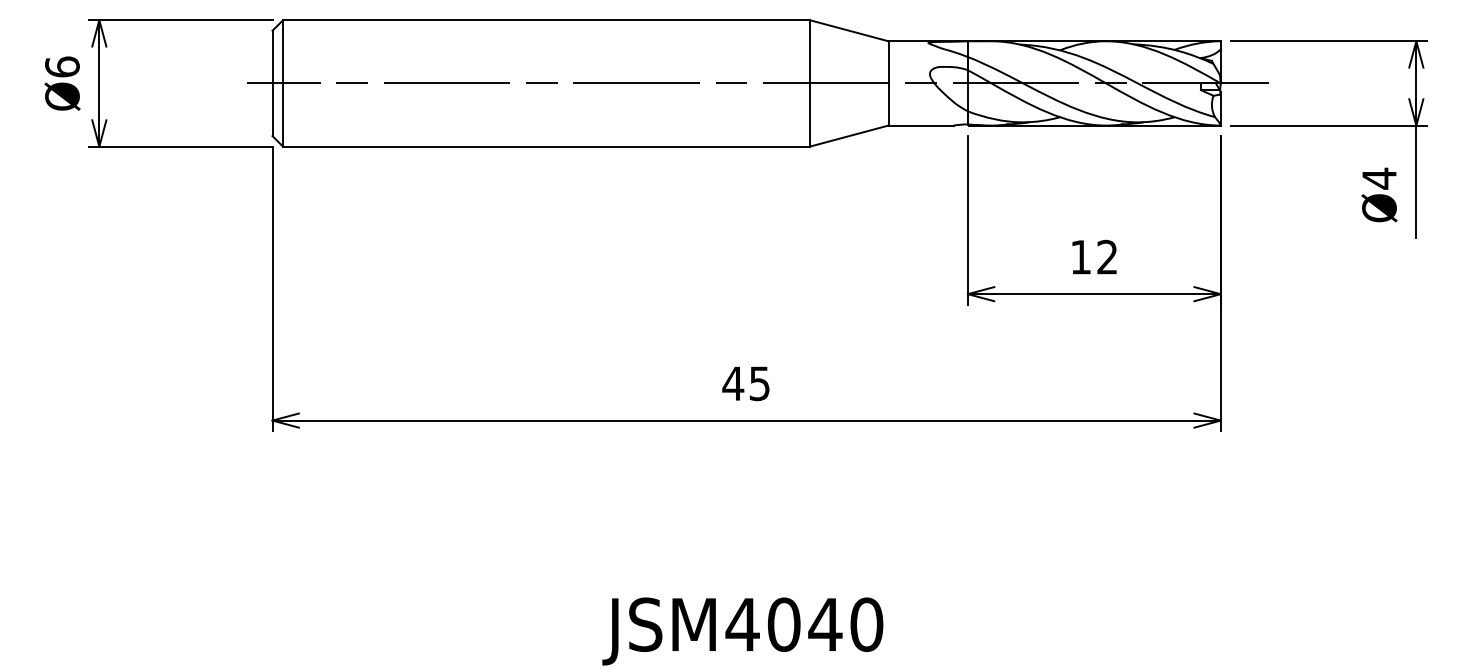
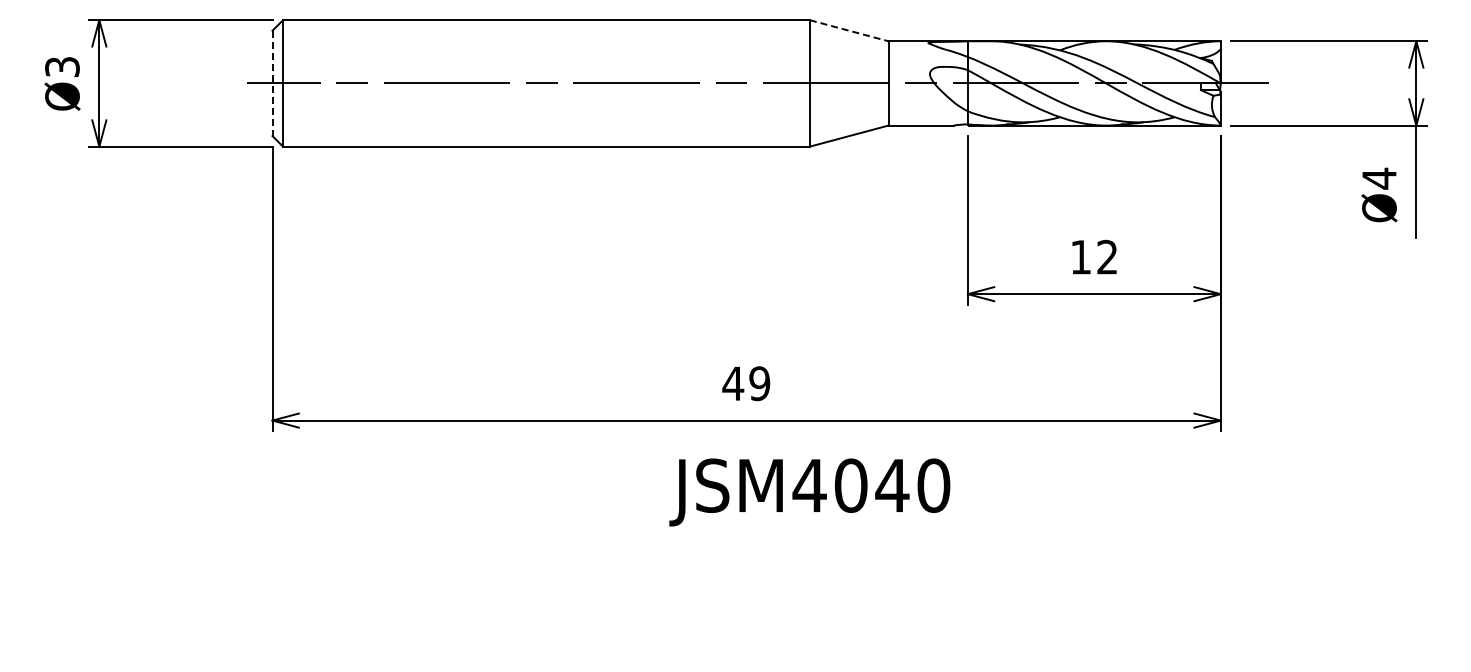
line: solid -> dashed (849, 30)
text: Ø6 -> Ø3 (62, 66)
line: solid -> dashed (272, 83)
text: 45 -> 49 (759, 383)
text position: (742, 631) -> (809, 492) (809, 492)
